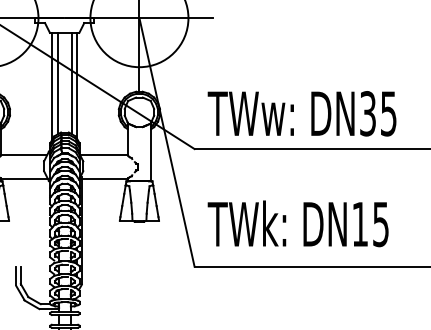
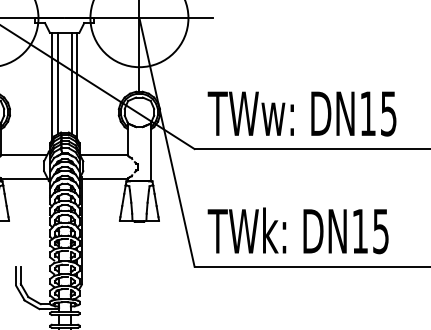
text: DN35 -> DN15 (367, 113)
text position: (297, 223) -> (297, 230) (297, 230)
